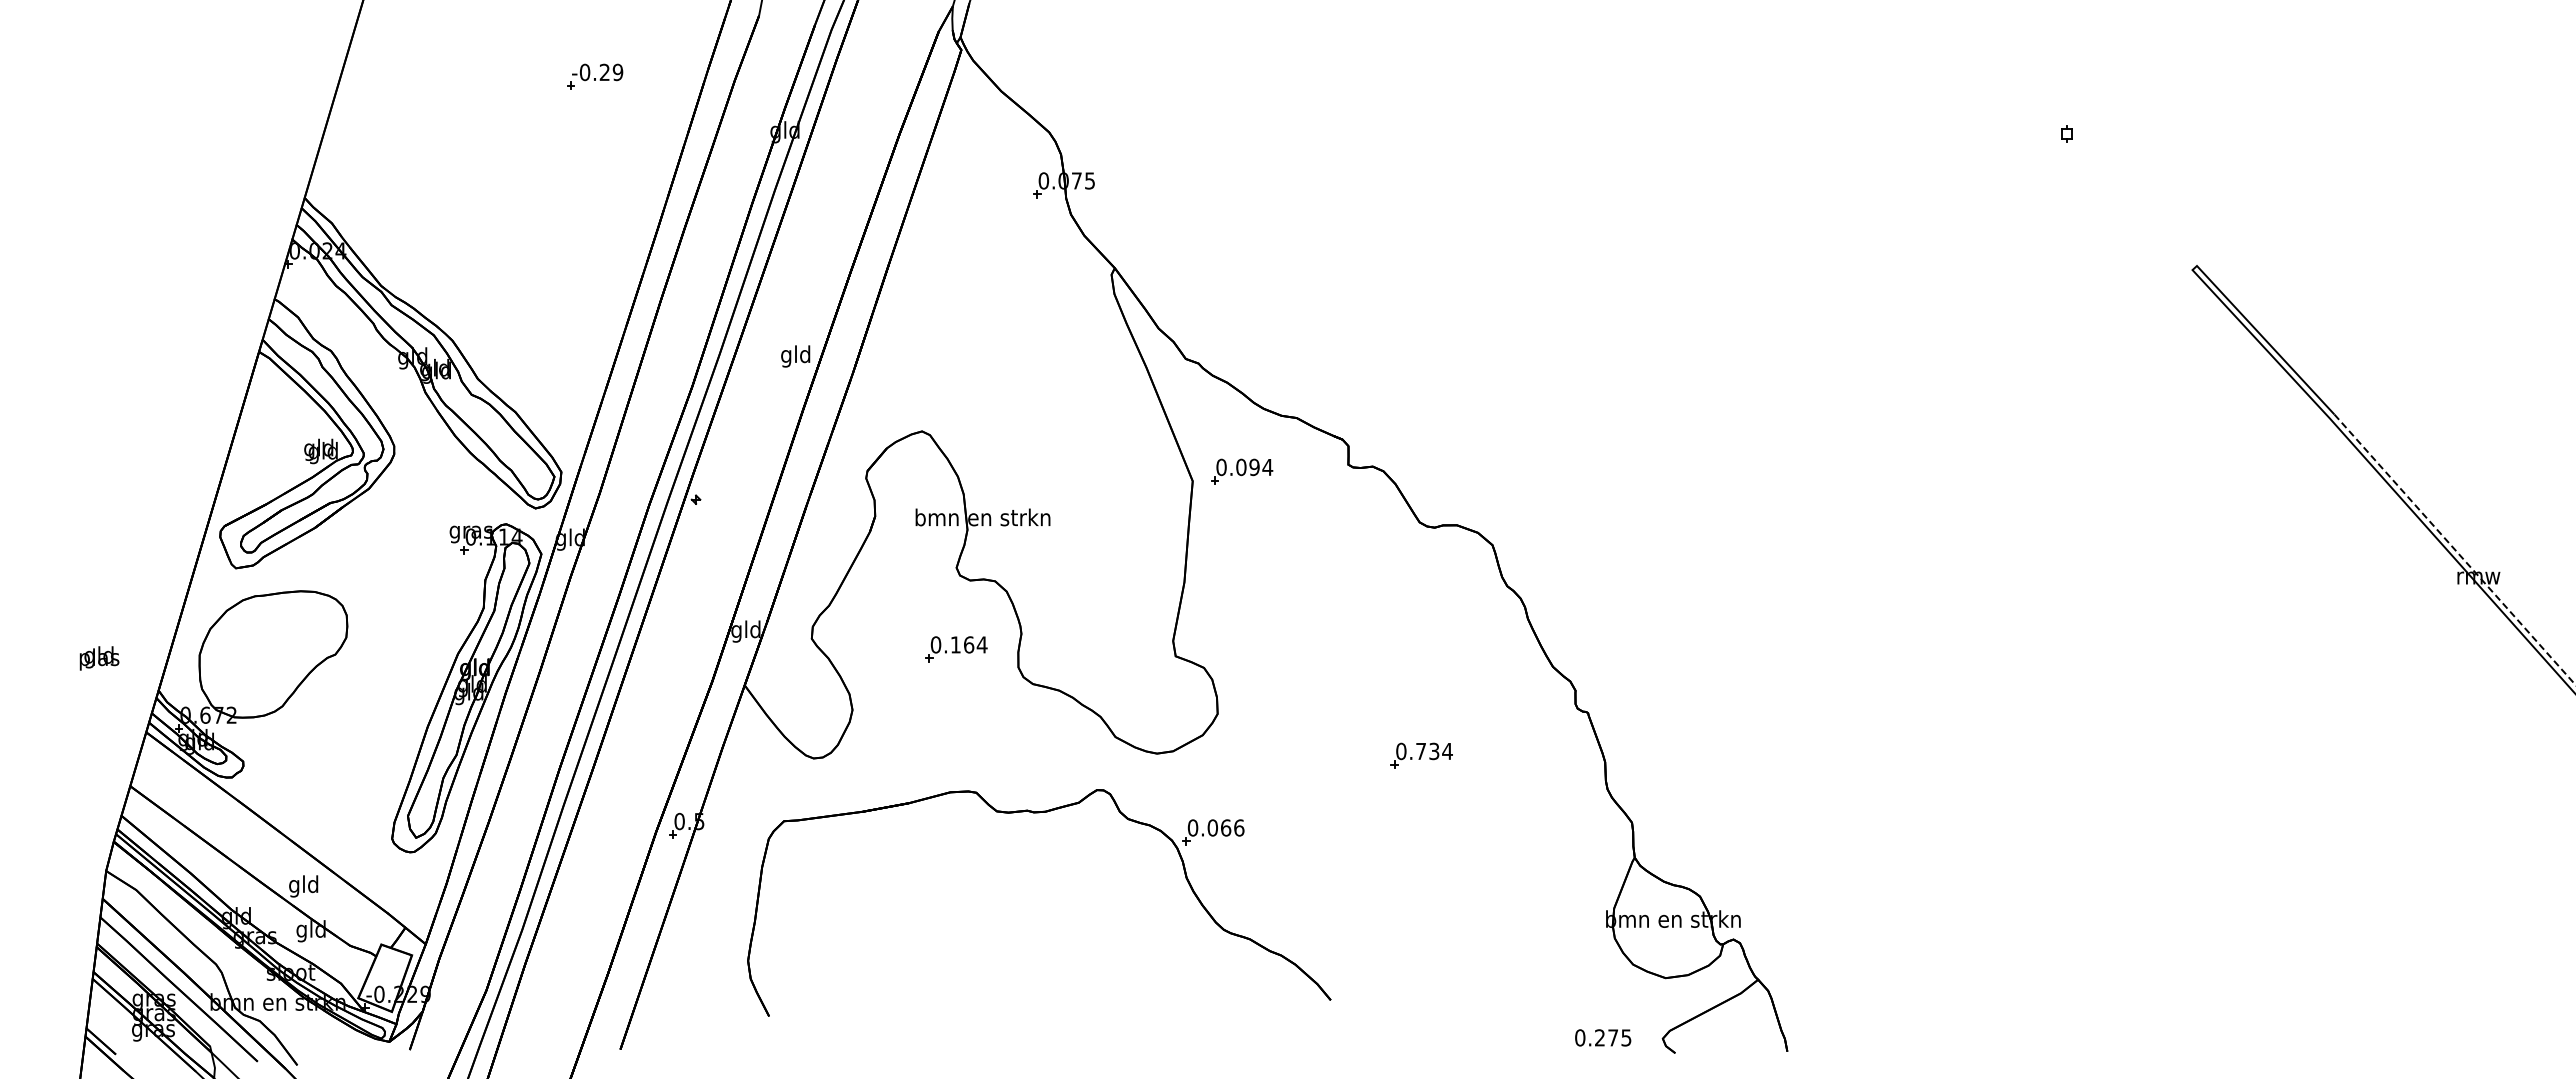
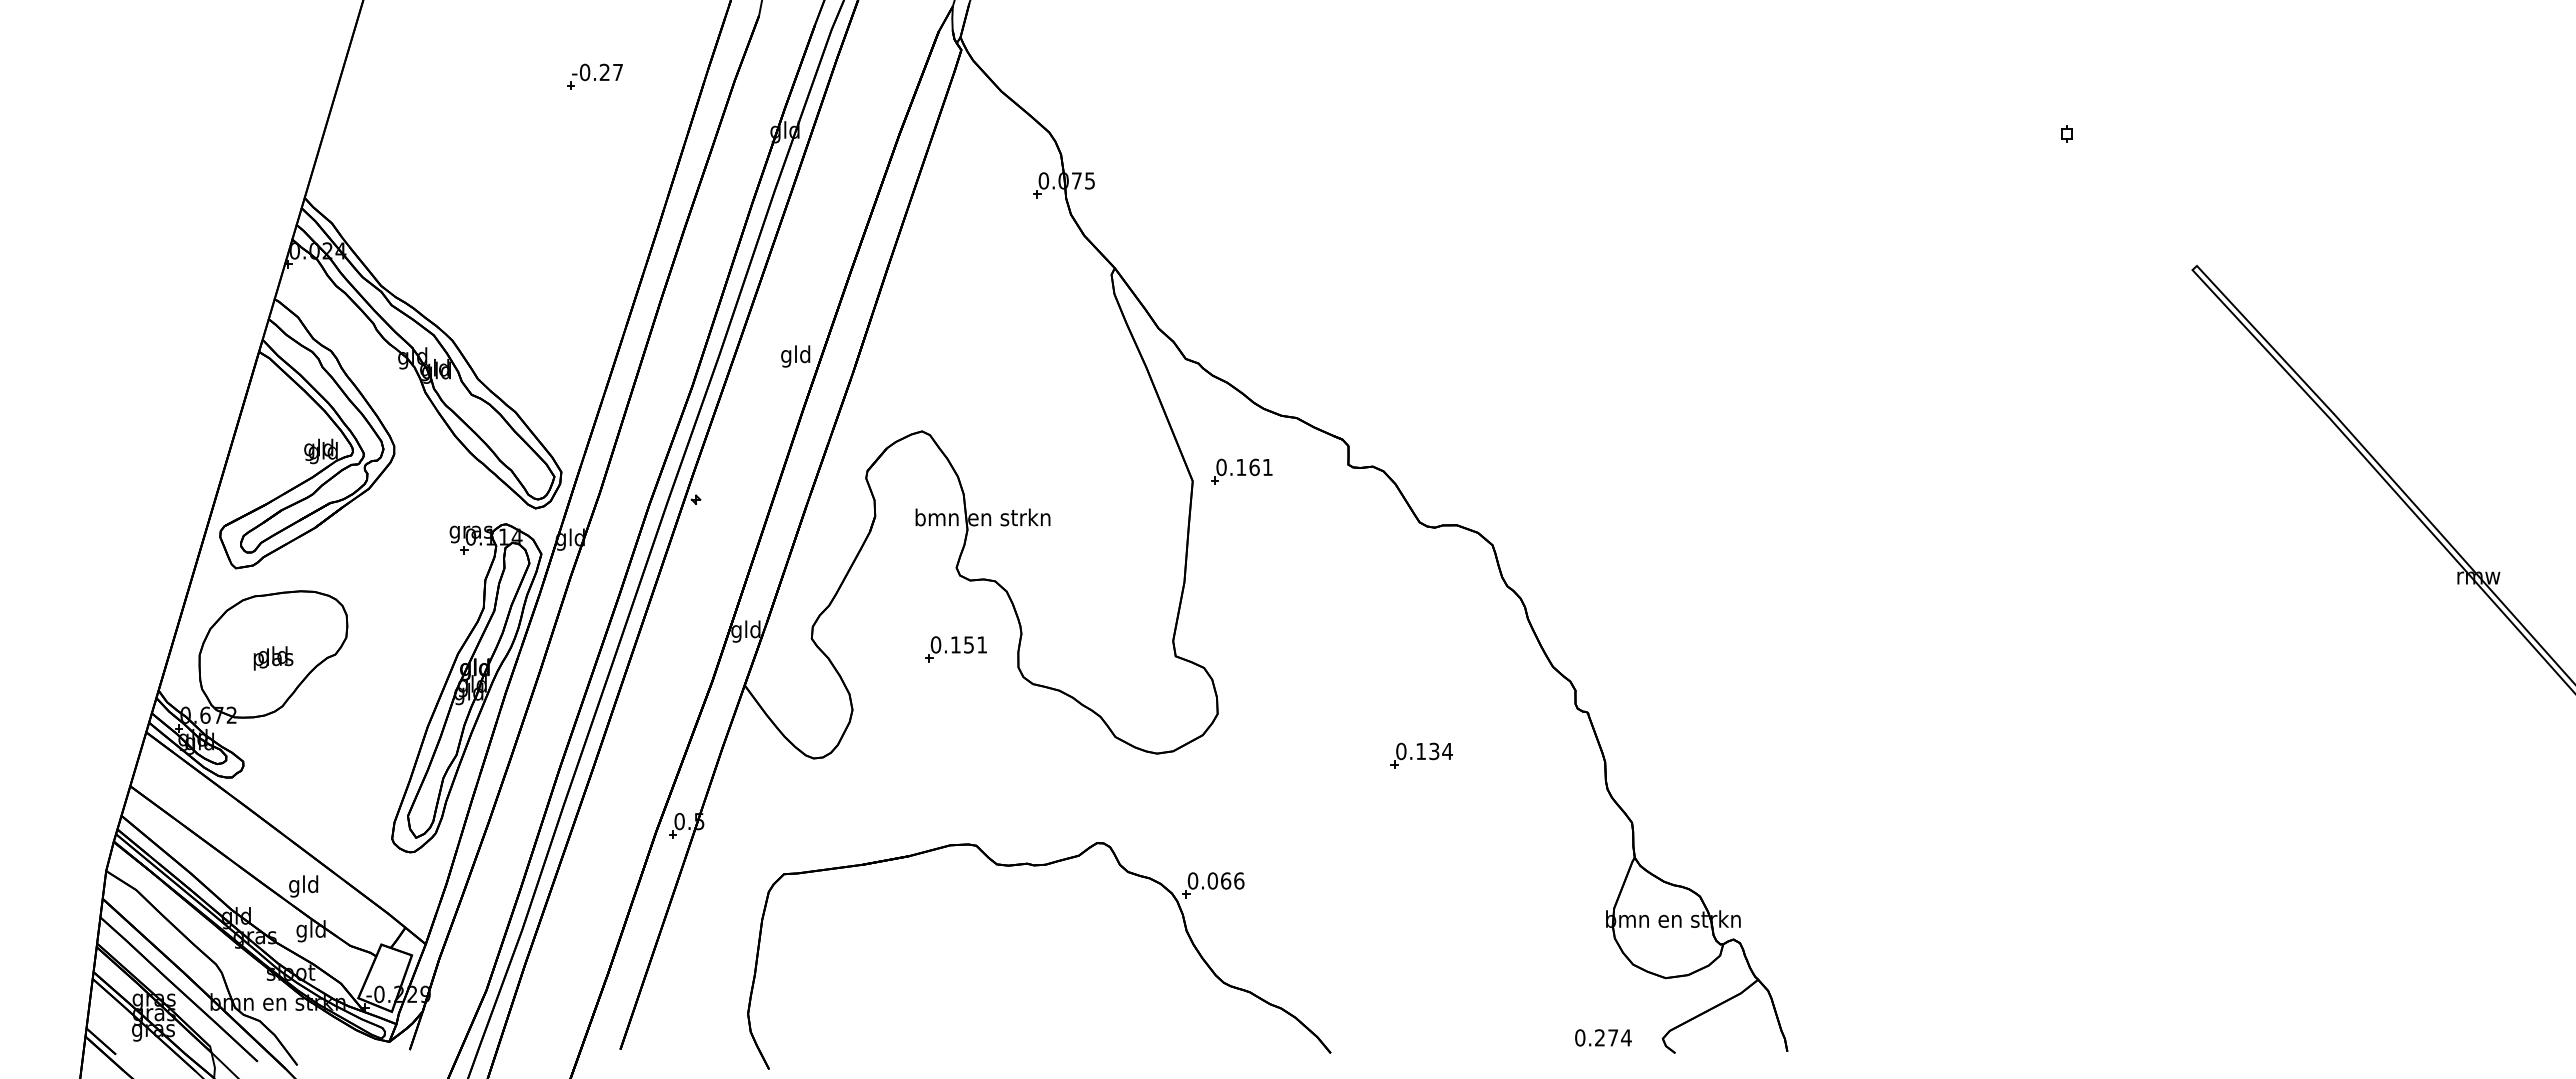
text: -0.29 -> -0.27 (617, 72)
text: 0.094 -> 0.161 (1254, 467)
line: dashed -> solid (2455, 550)
text: 0.164 -> 0.151 (975, 644)
text position: (99, 658) -> (273, 658) (273, 658)
text: 0.734 -> 0.134 (1420, 751)
part position: (1039, 813) -> (1039, 866) (1039, 866)
text: 0.275 -> 0.274 (1626, 1037)
